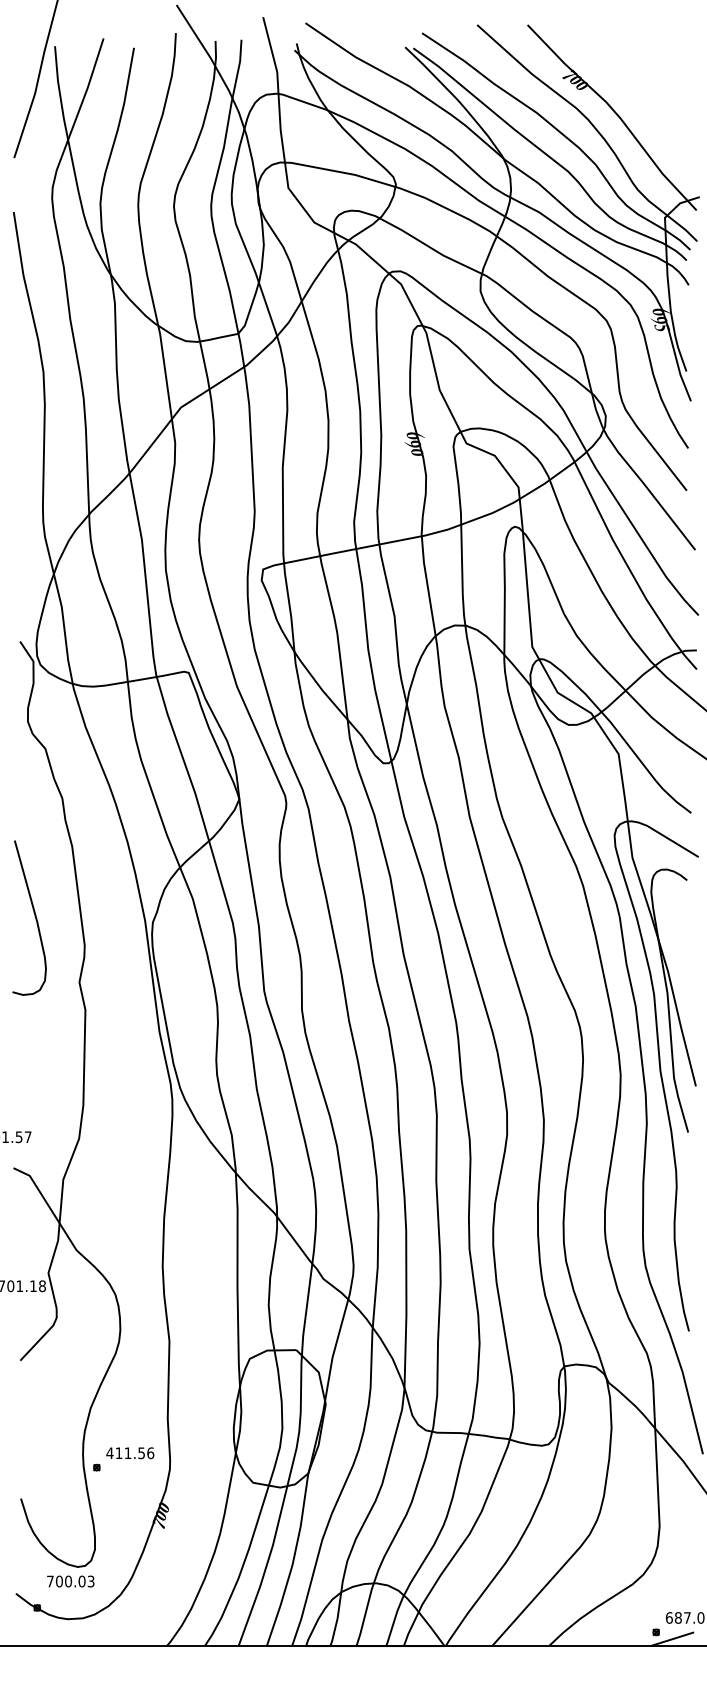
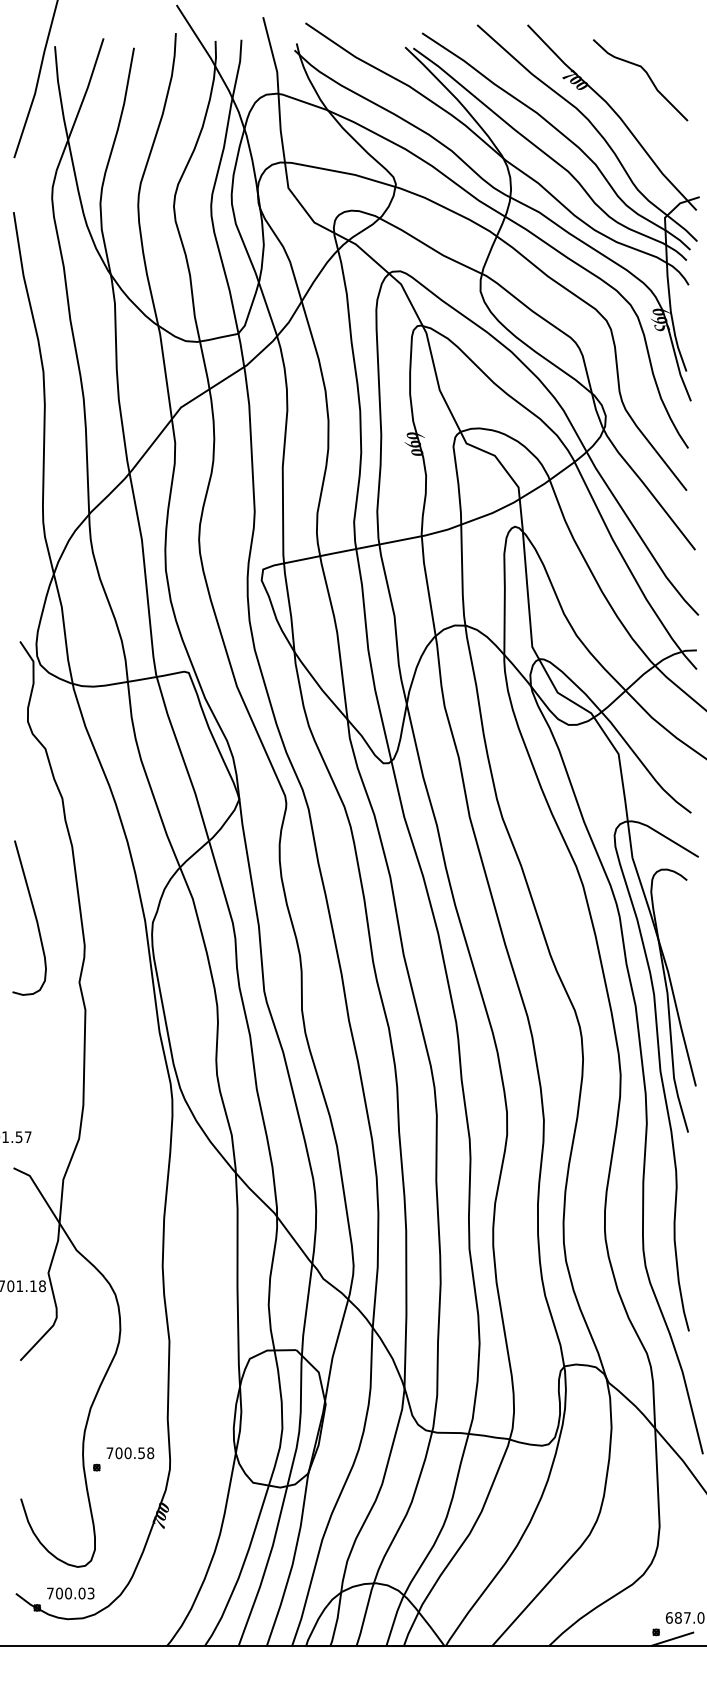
curve: none -> present (647, 76)
text: 411.56 -> 700.58 (130, 1453)
text position: (70, 1581) -> (70, 1593) (70, 1593)
